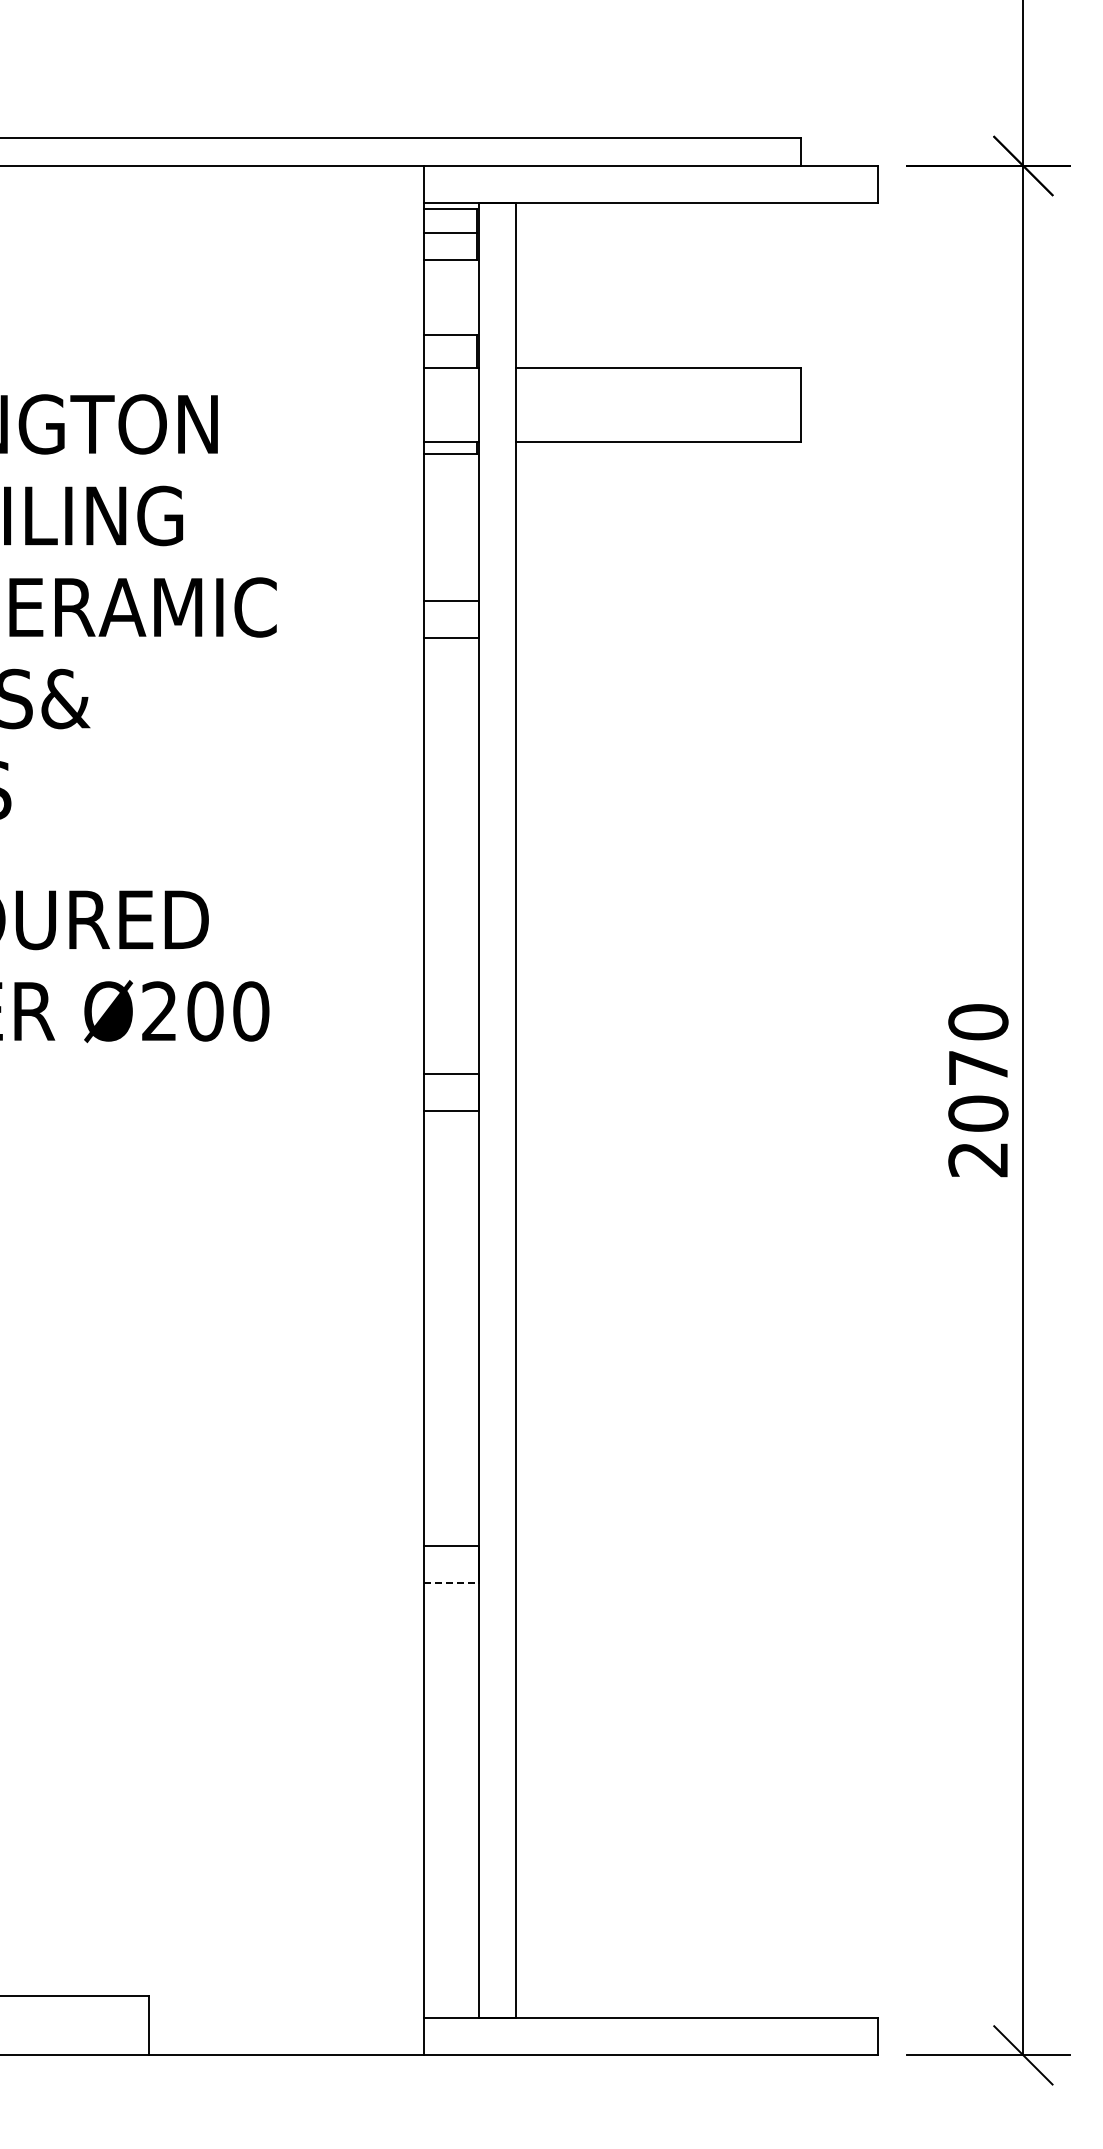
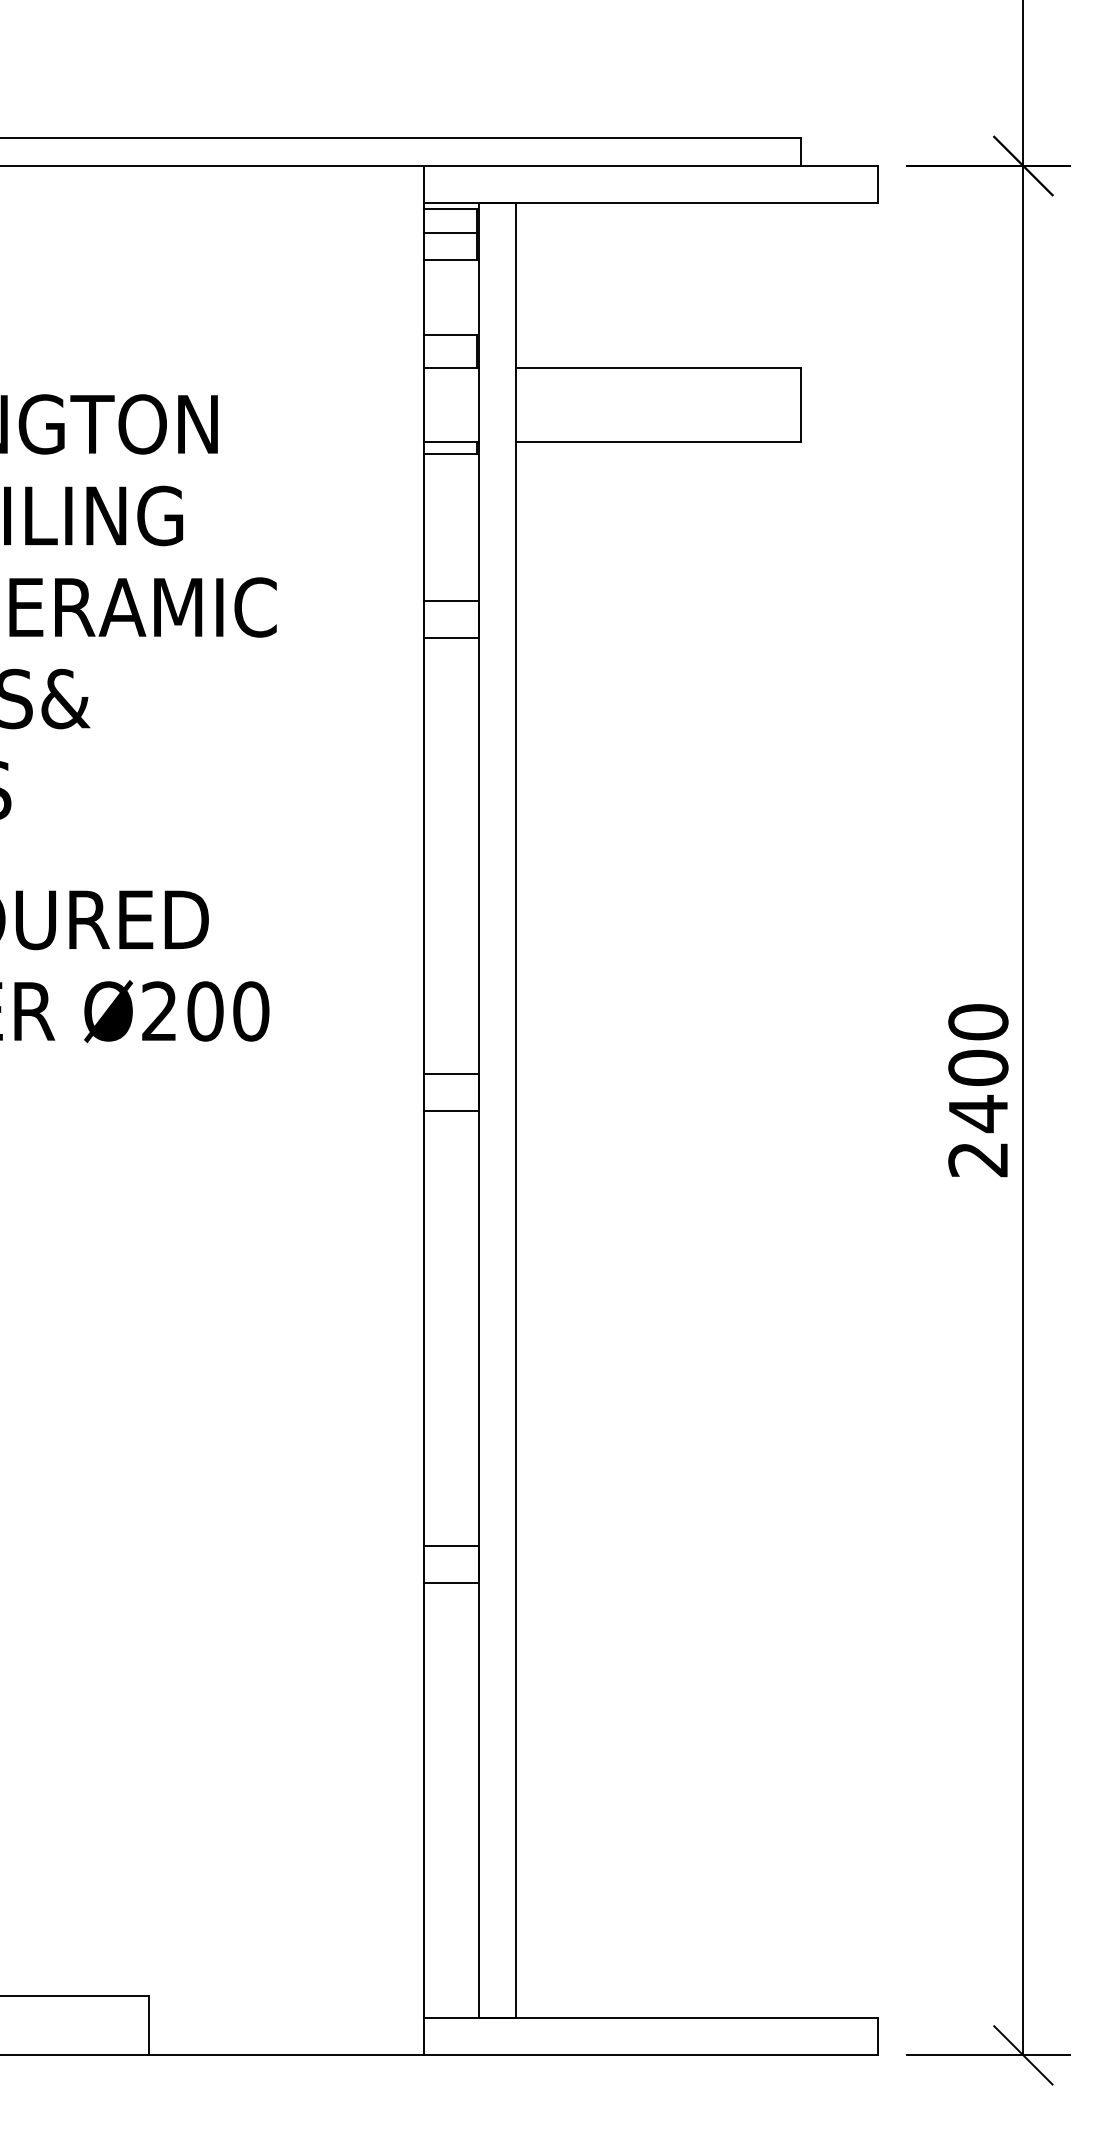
text: 2070 -> 2400 (978, 1091)
line: dashed -> solid (451, 1583)
